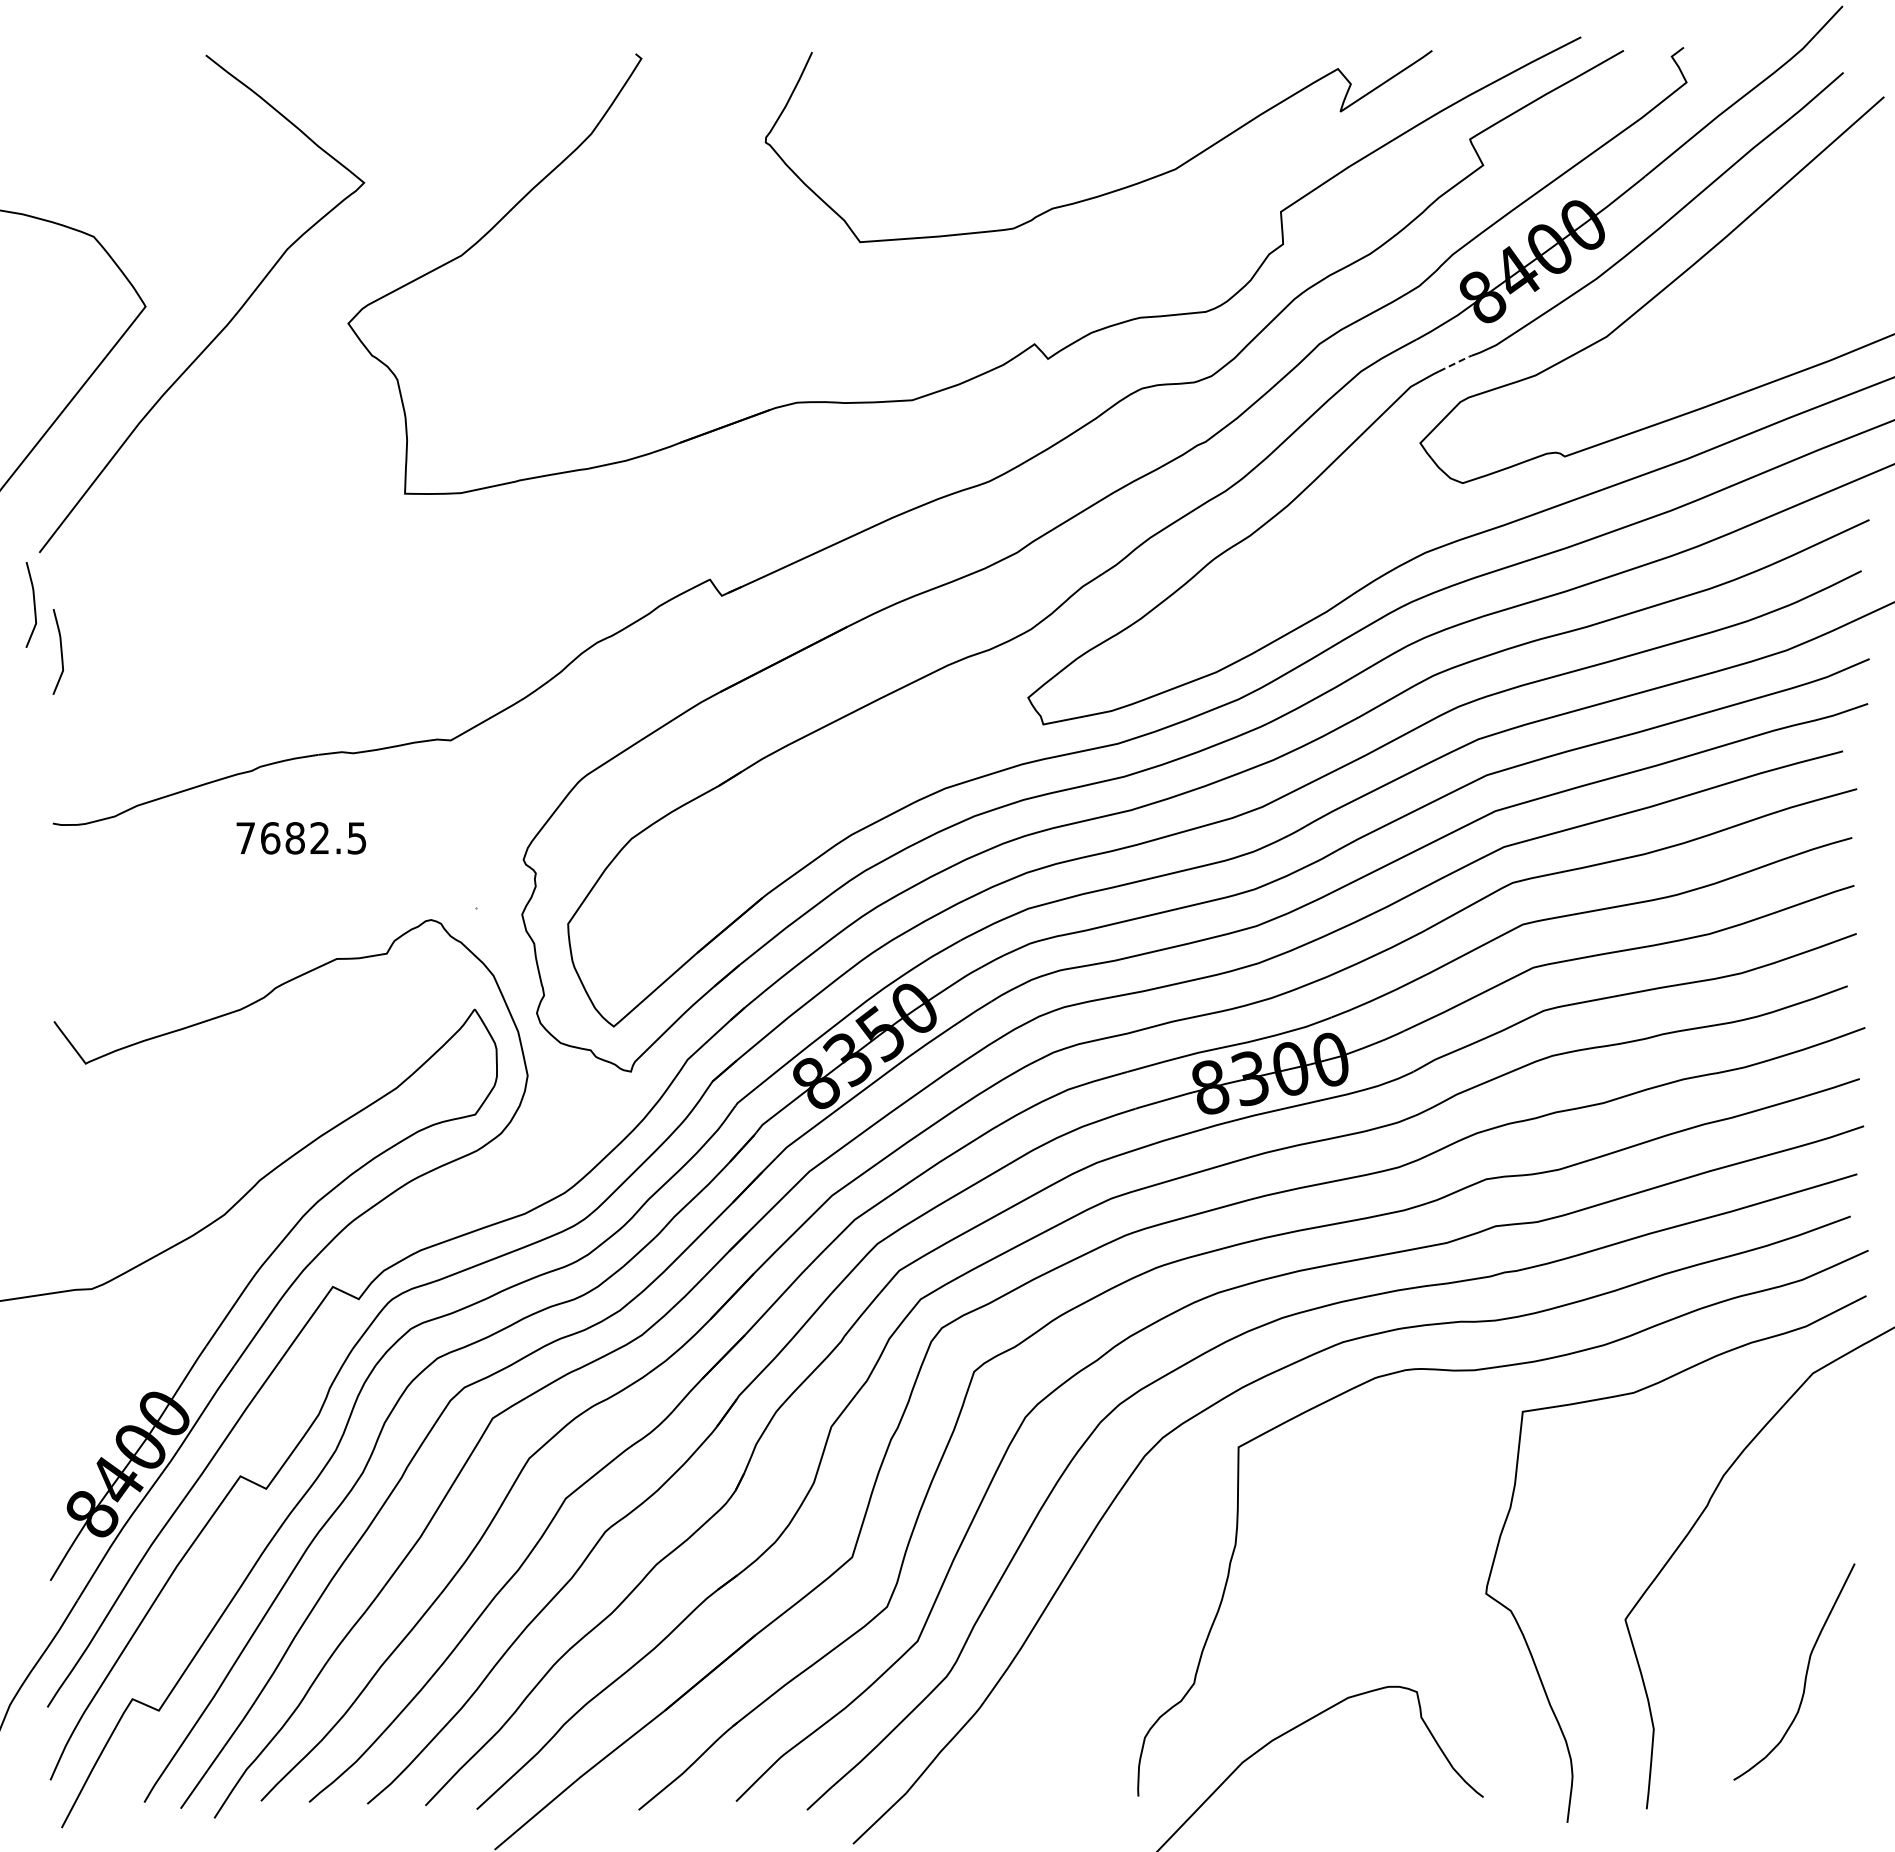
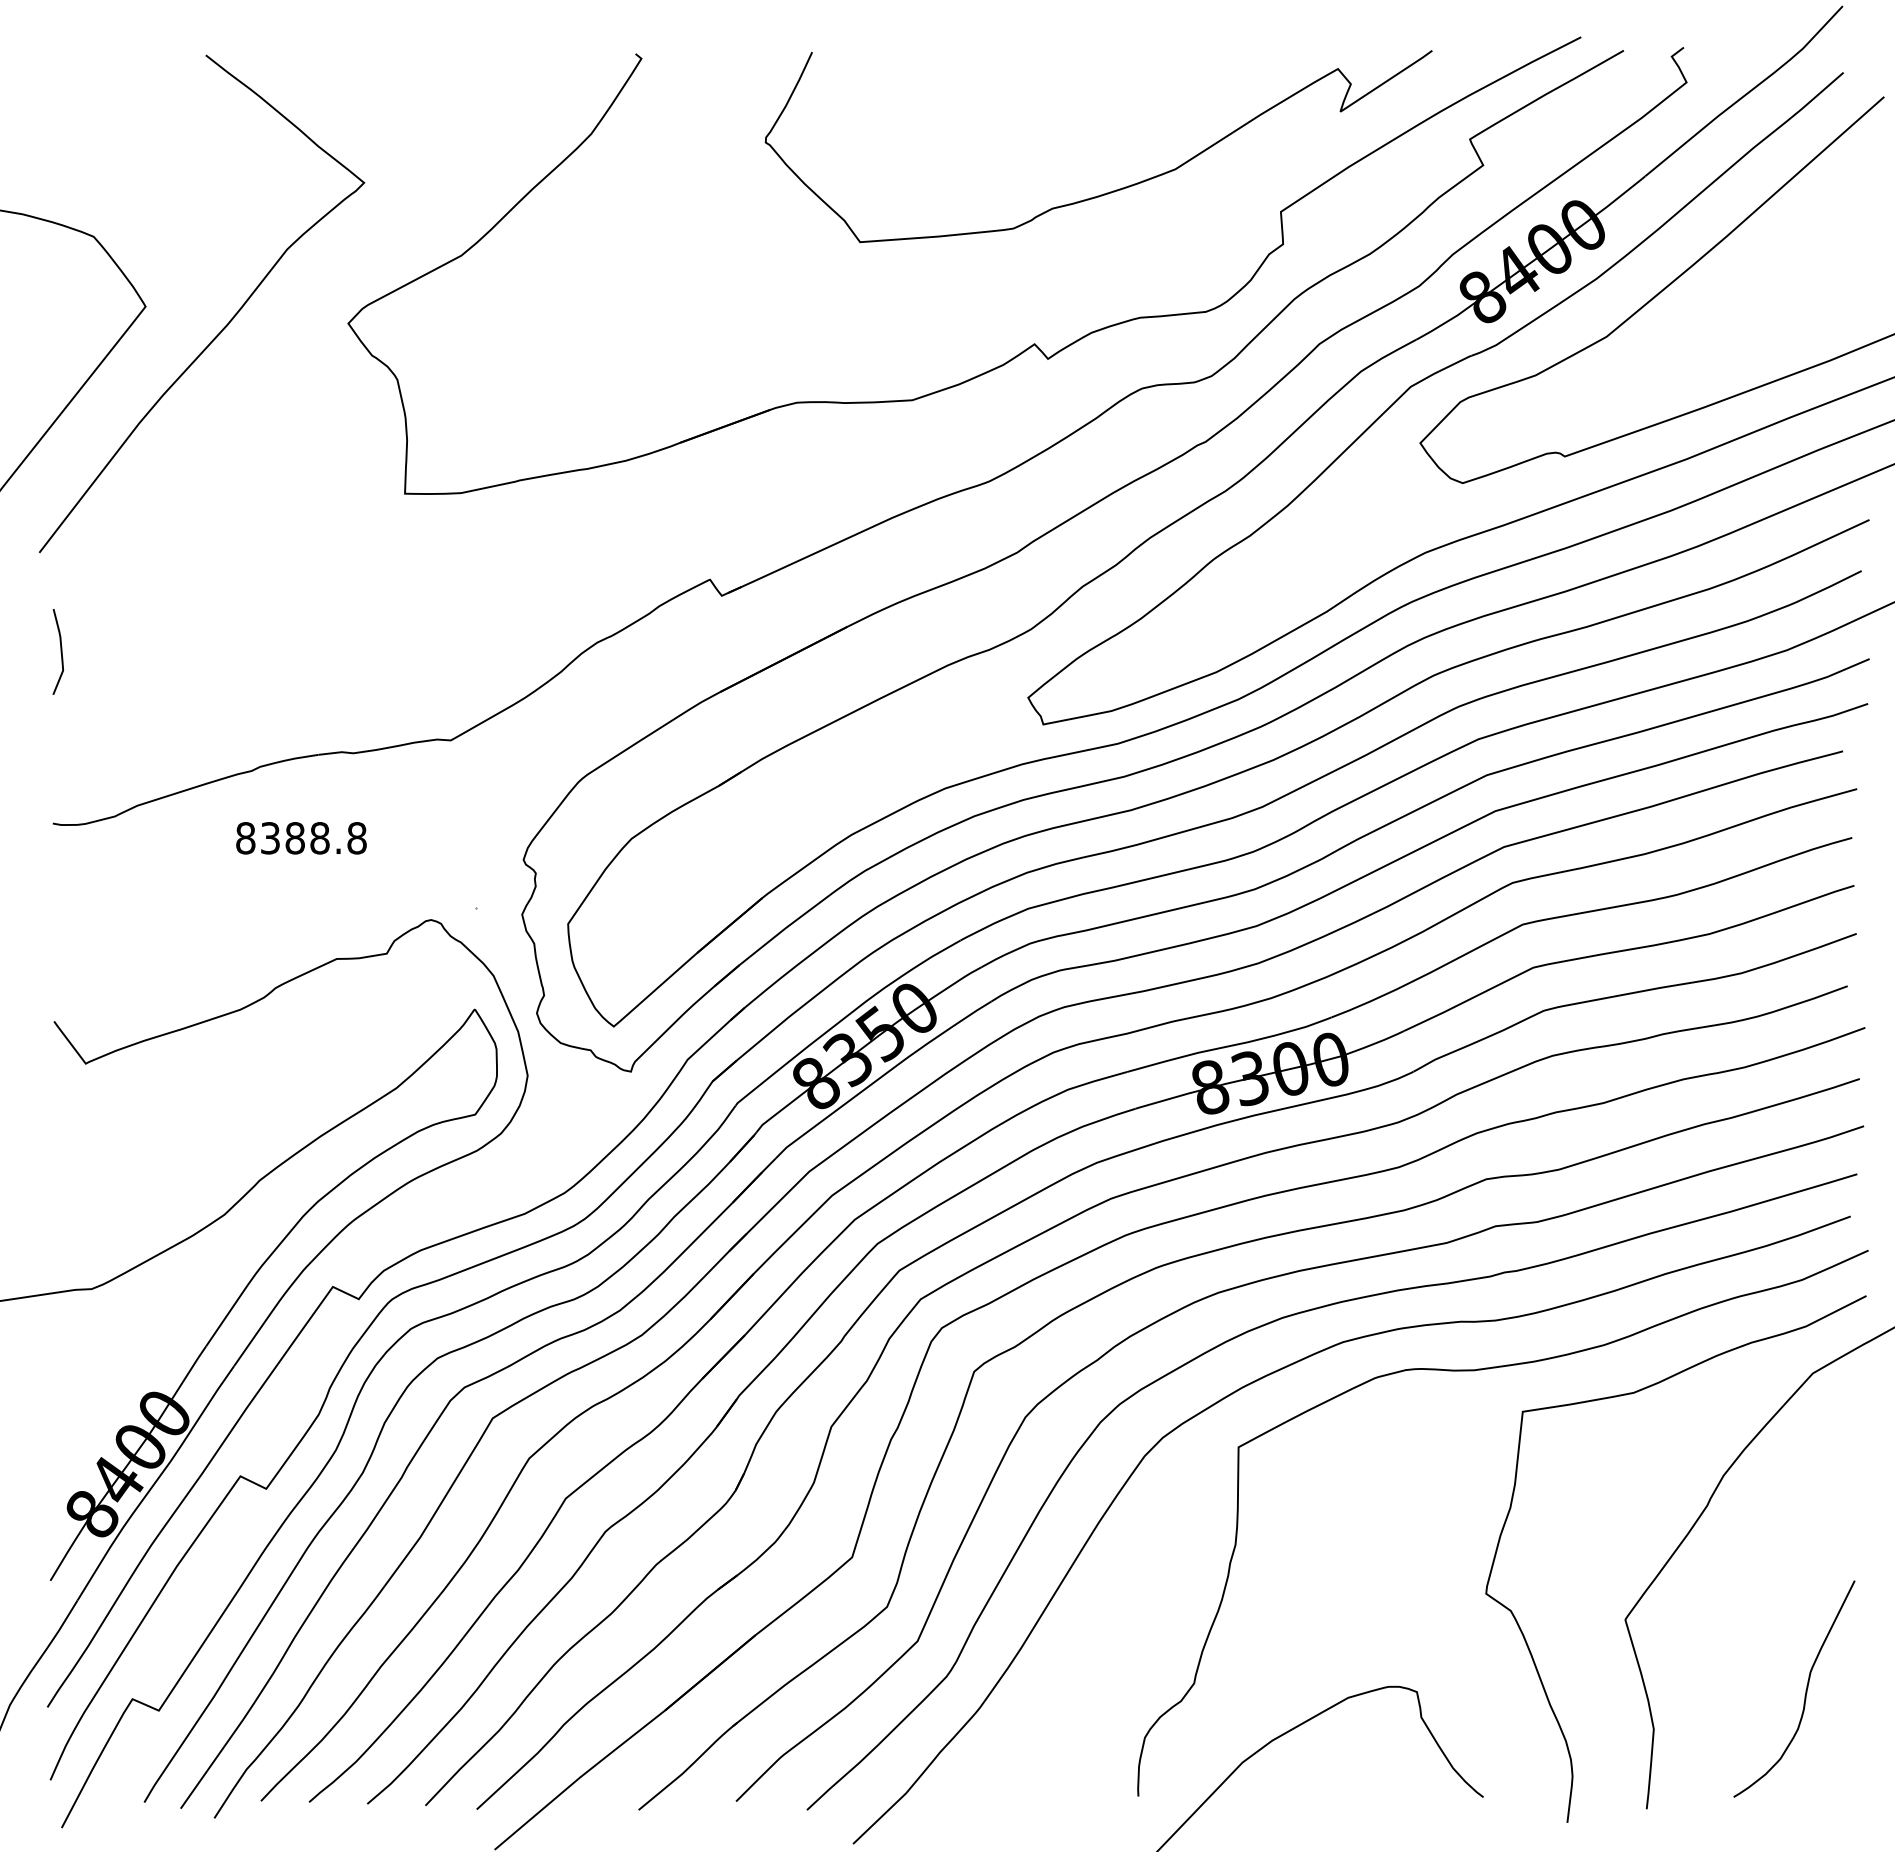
line: dashed -> solid (1456, 363)
curve: present -> none (33, 604)
text: 7682.5 -> 8388.8 (301, 838)
curve position: (1805, 1673) -> (1805, 1690) (1805, 1690)
